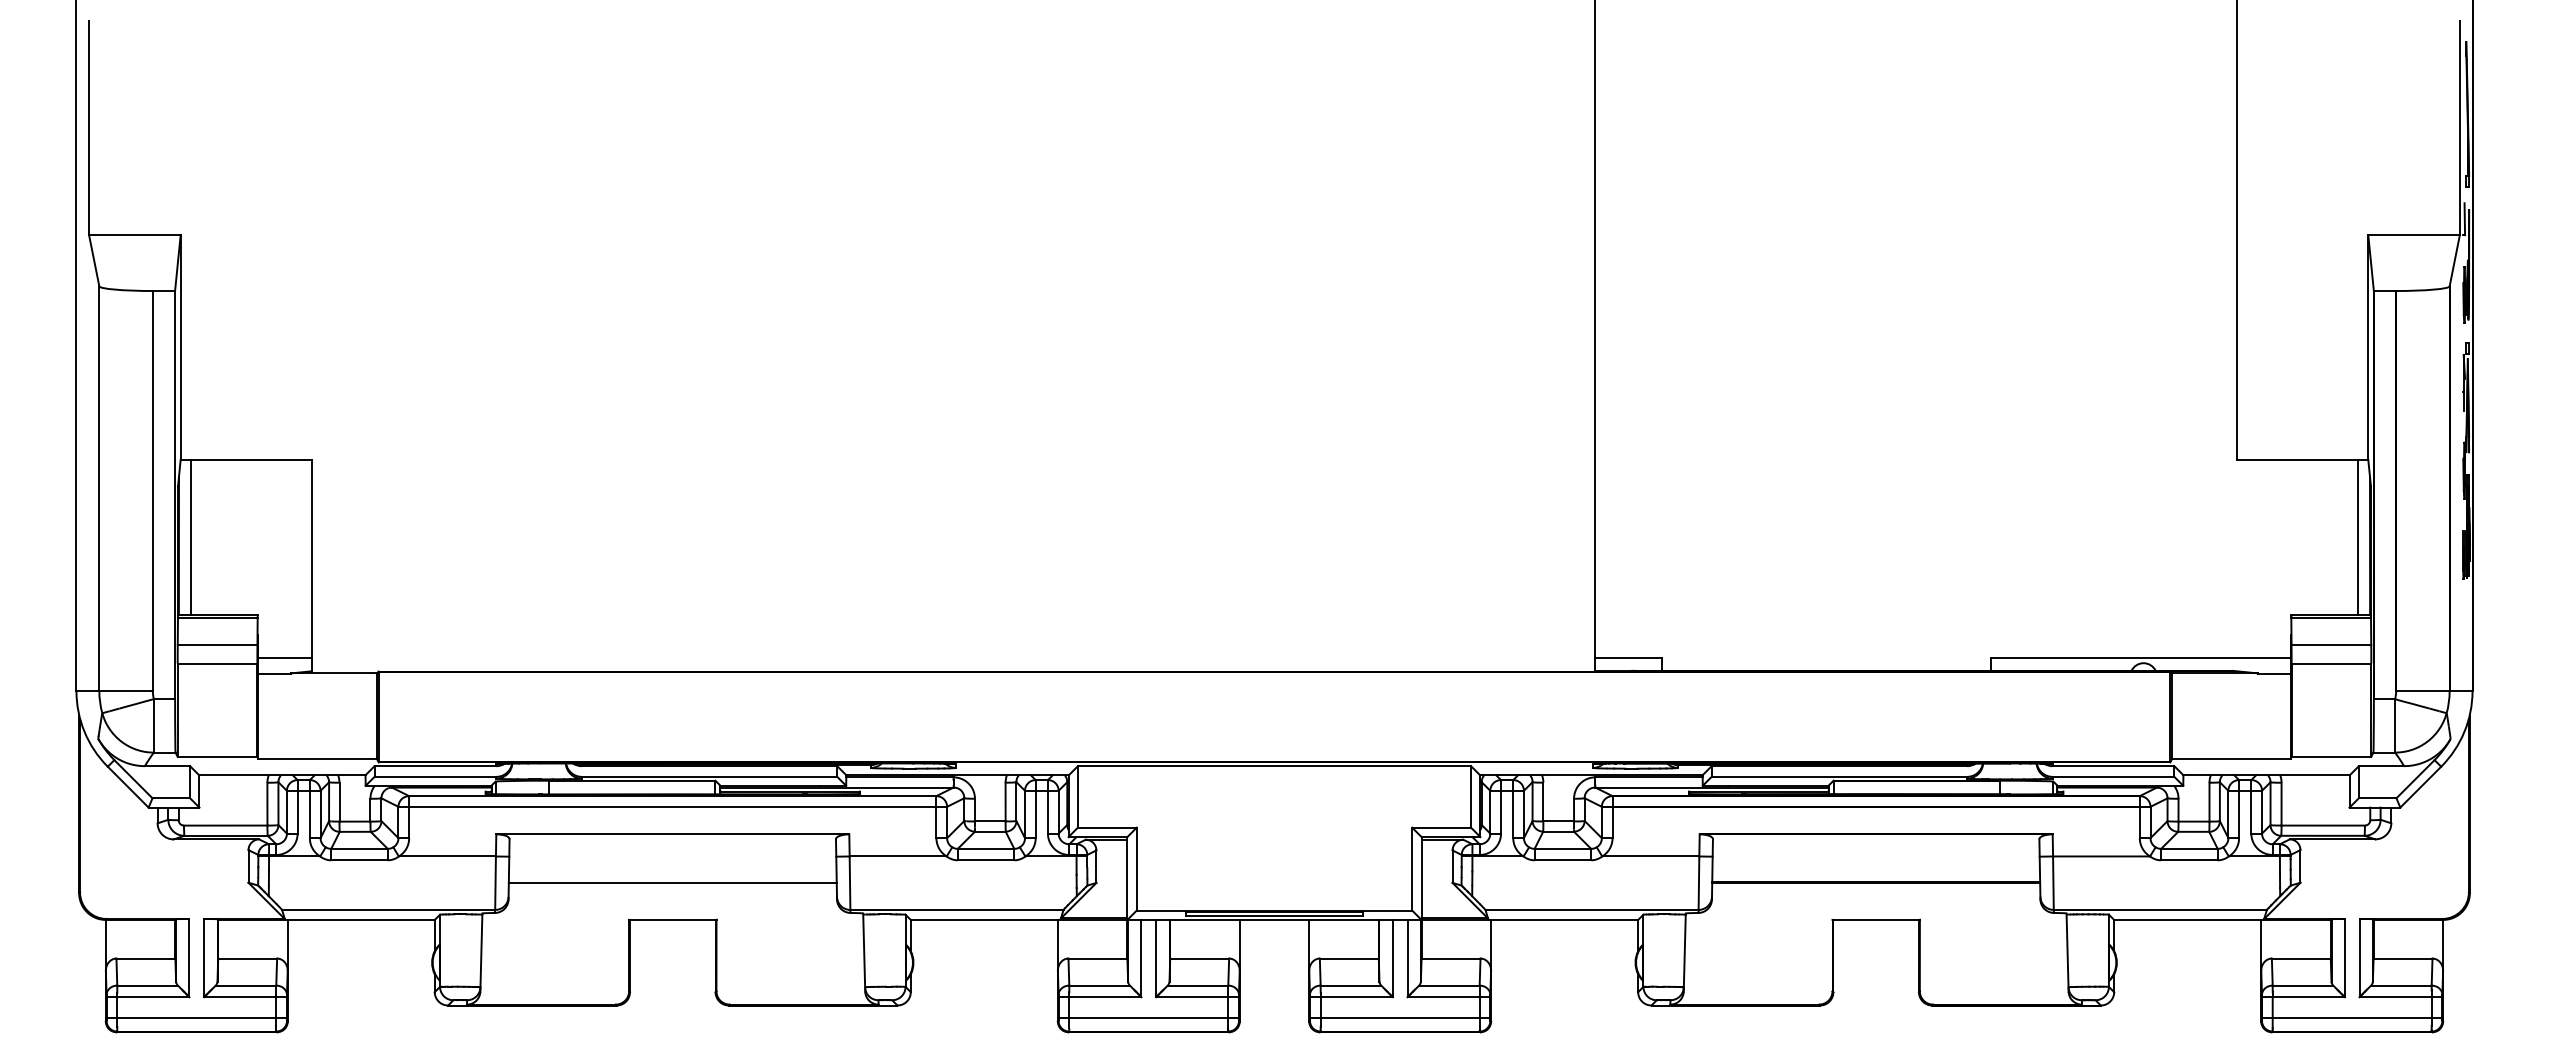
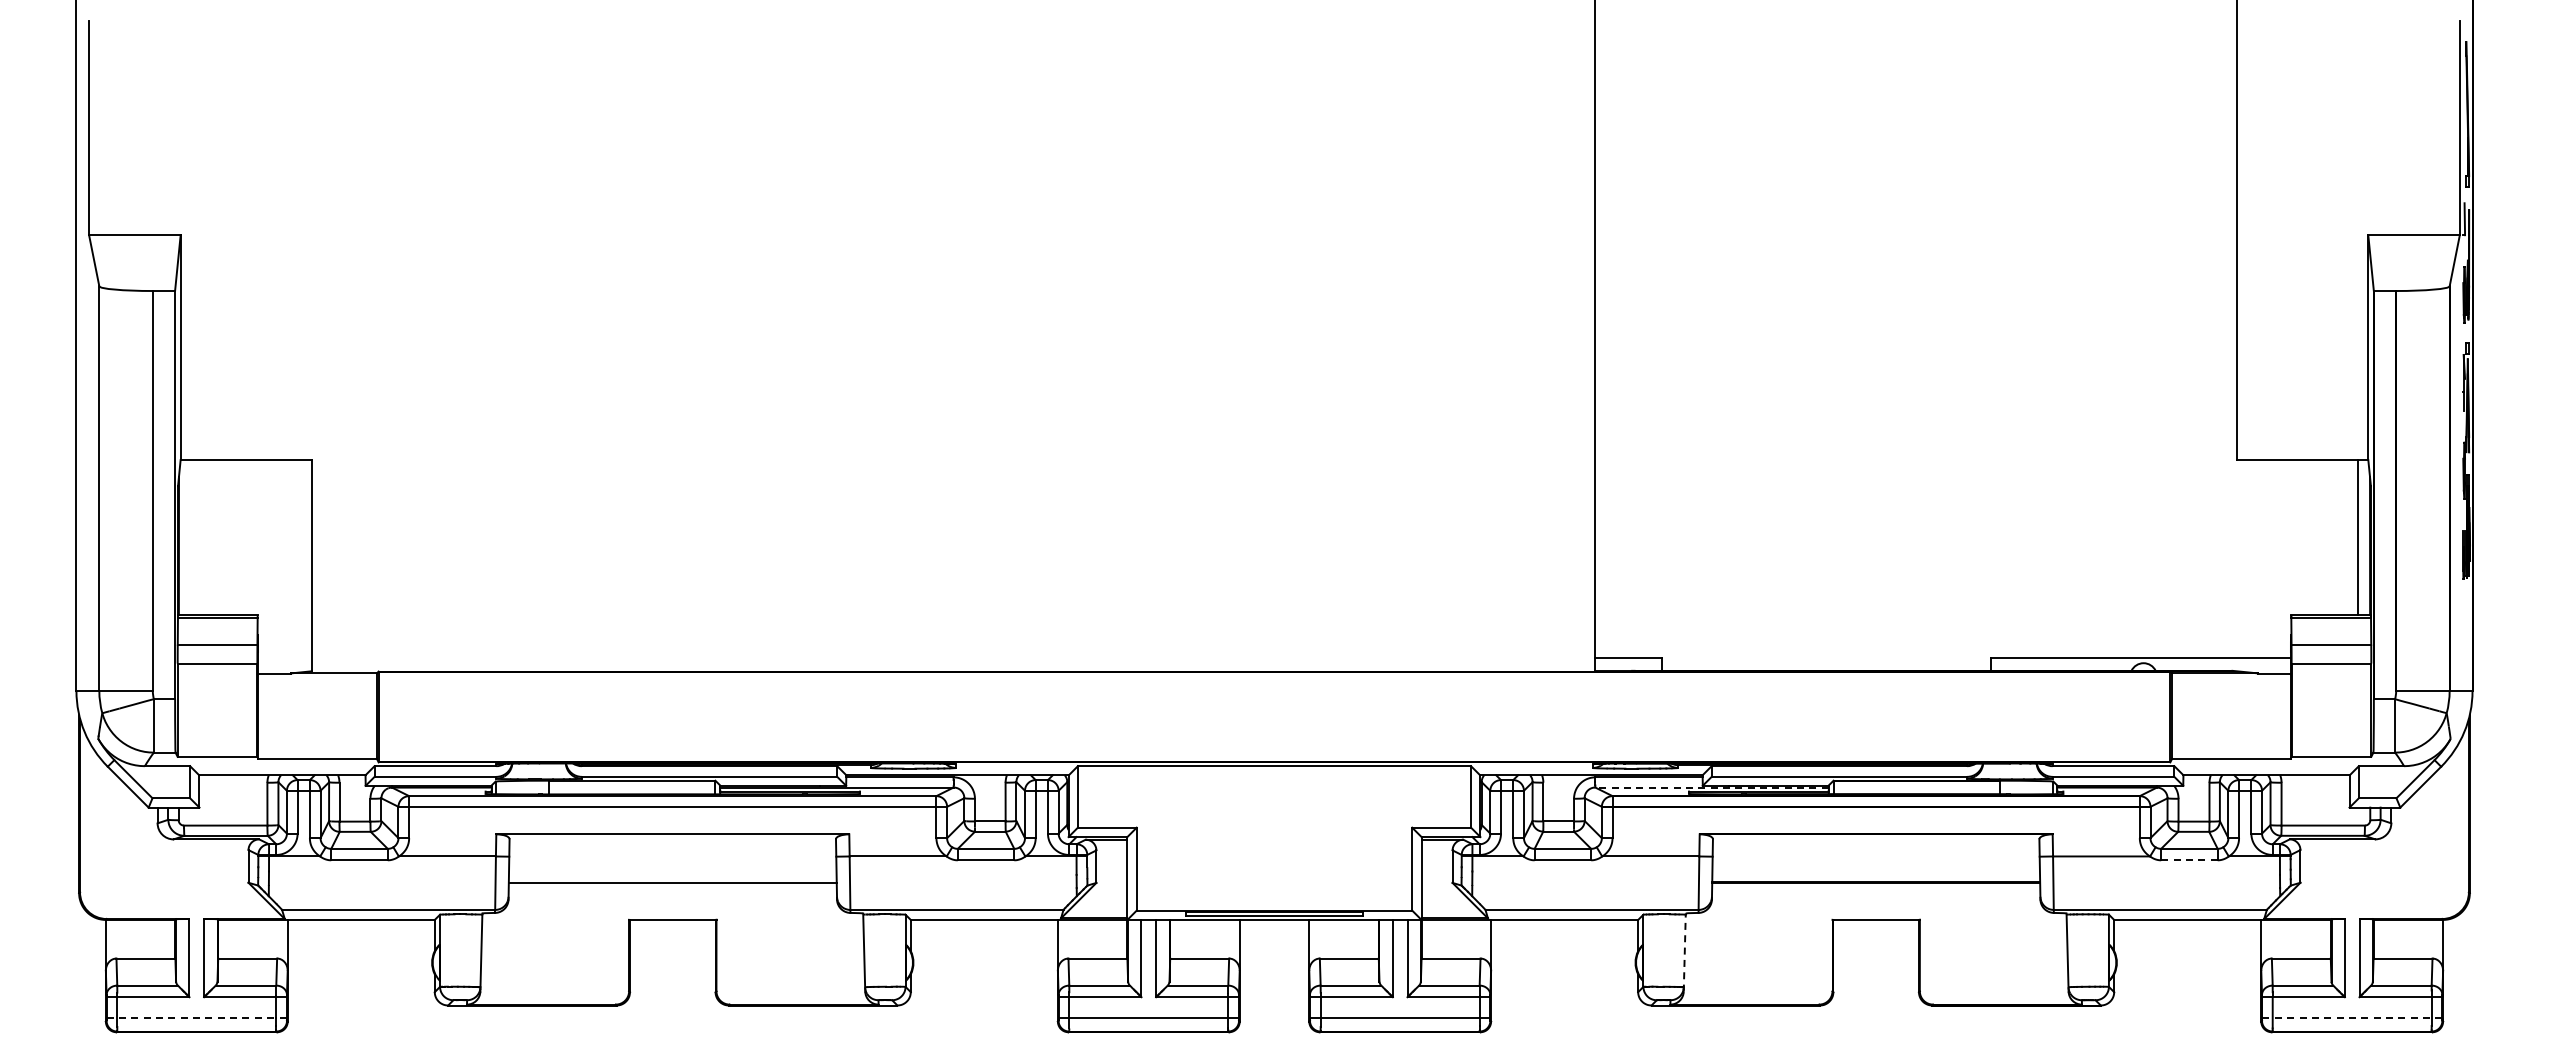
line: present -> none (191, 537)
line: present -> none (284, 657)
line: solid -> dashed (1712, 787)
line: solid -> dashed (2189, 860)
line: solid -> dashed (1684, 952)
line: solid -> dashed (197, 1018)
line: solid -> dashed (2351, 1018)
